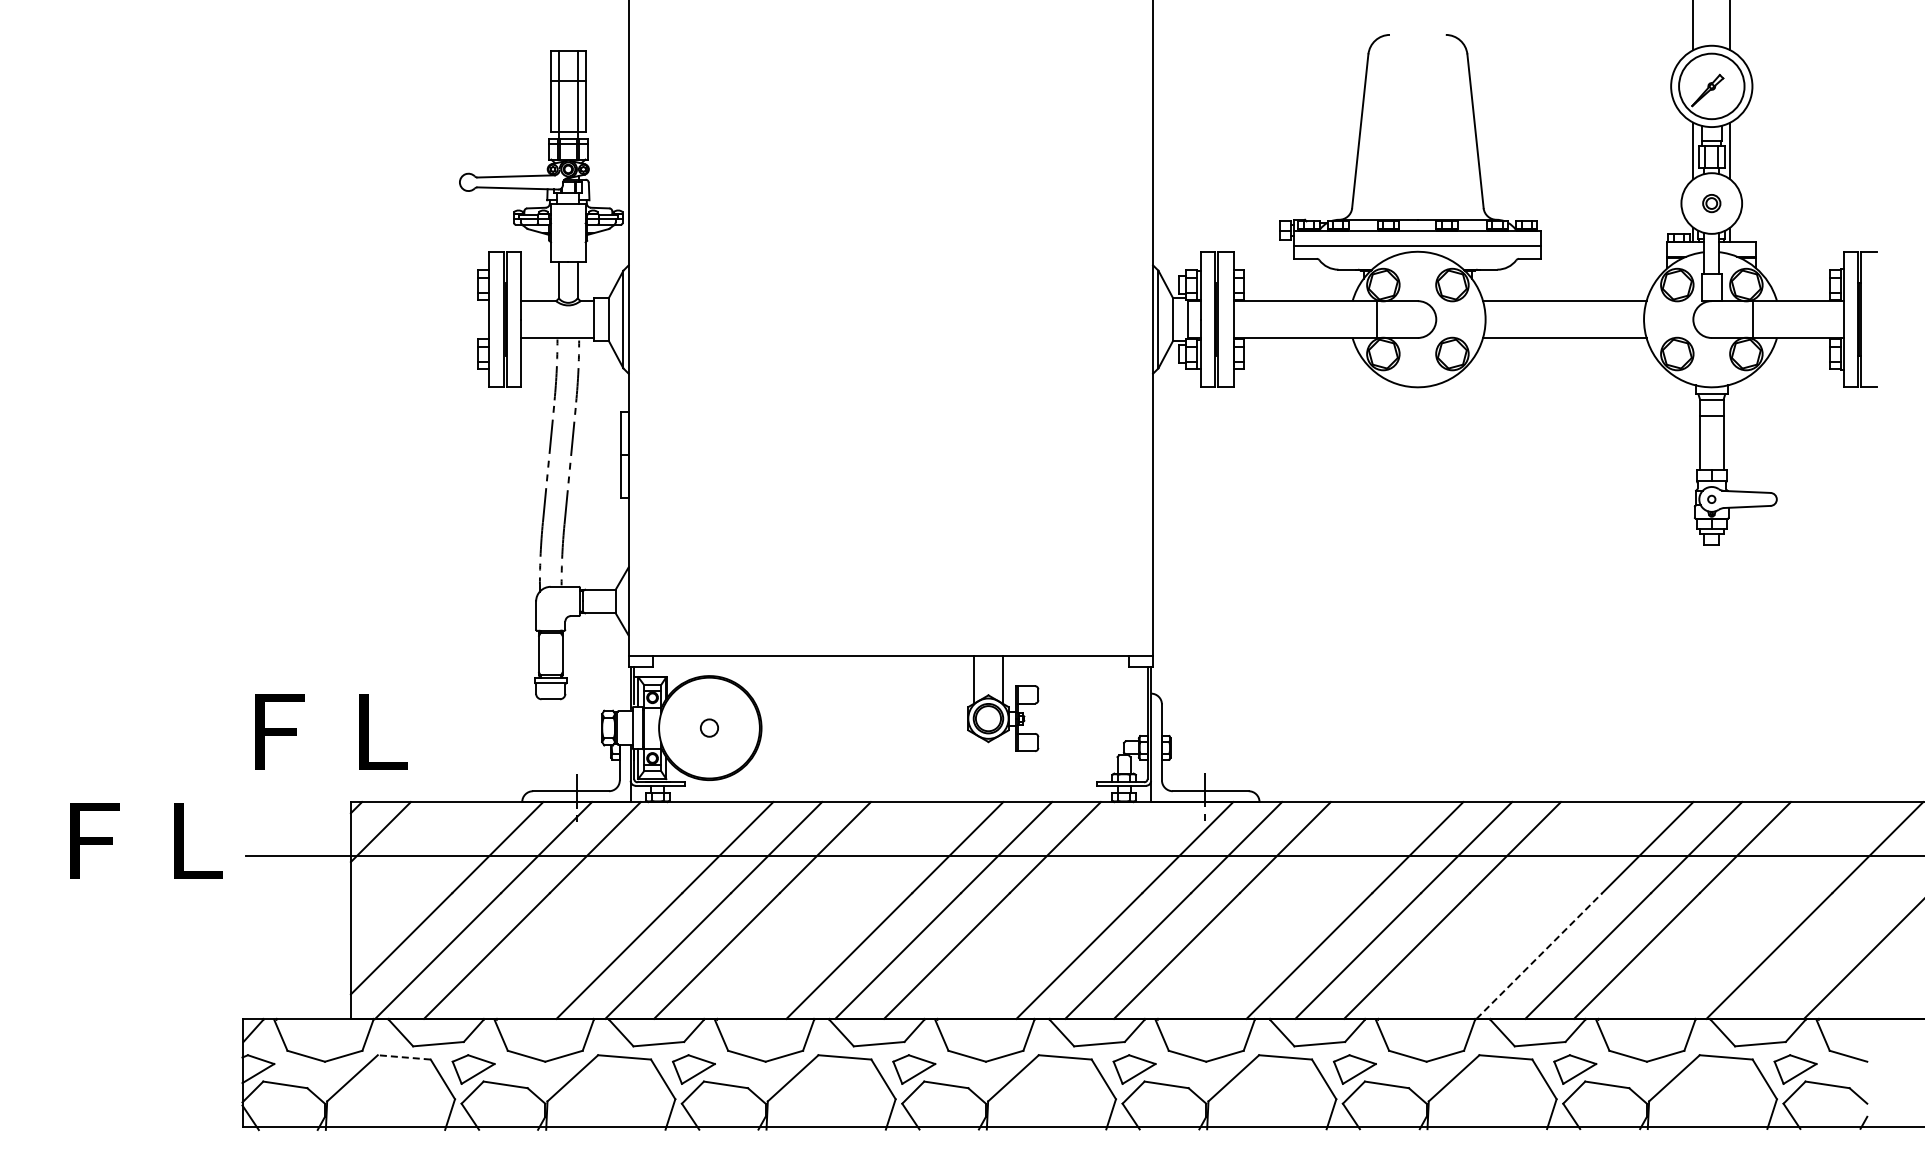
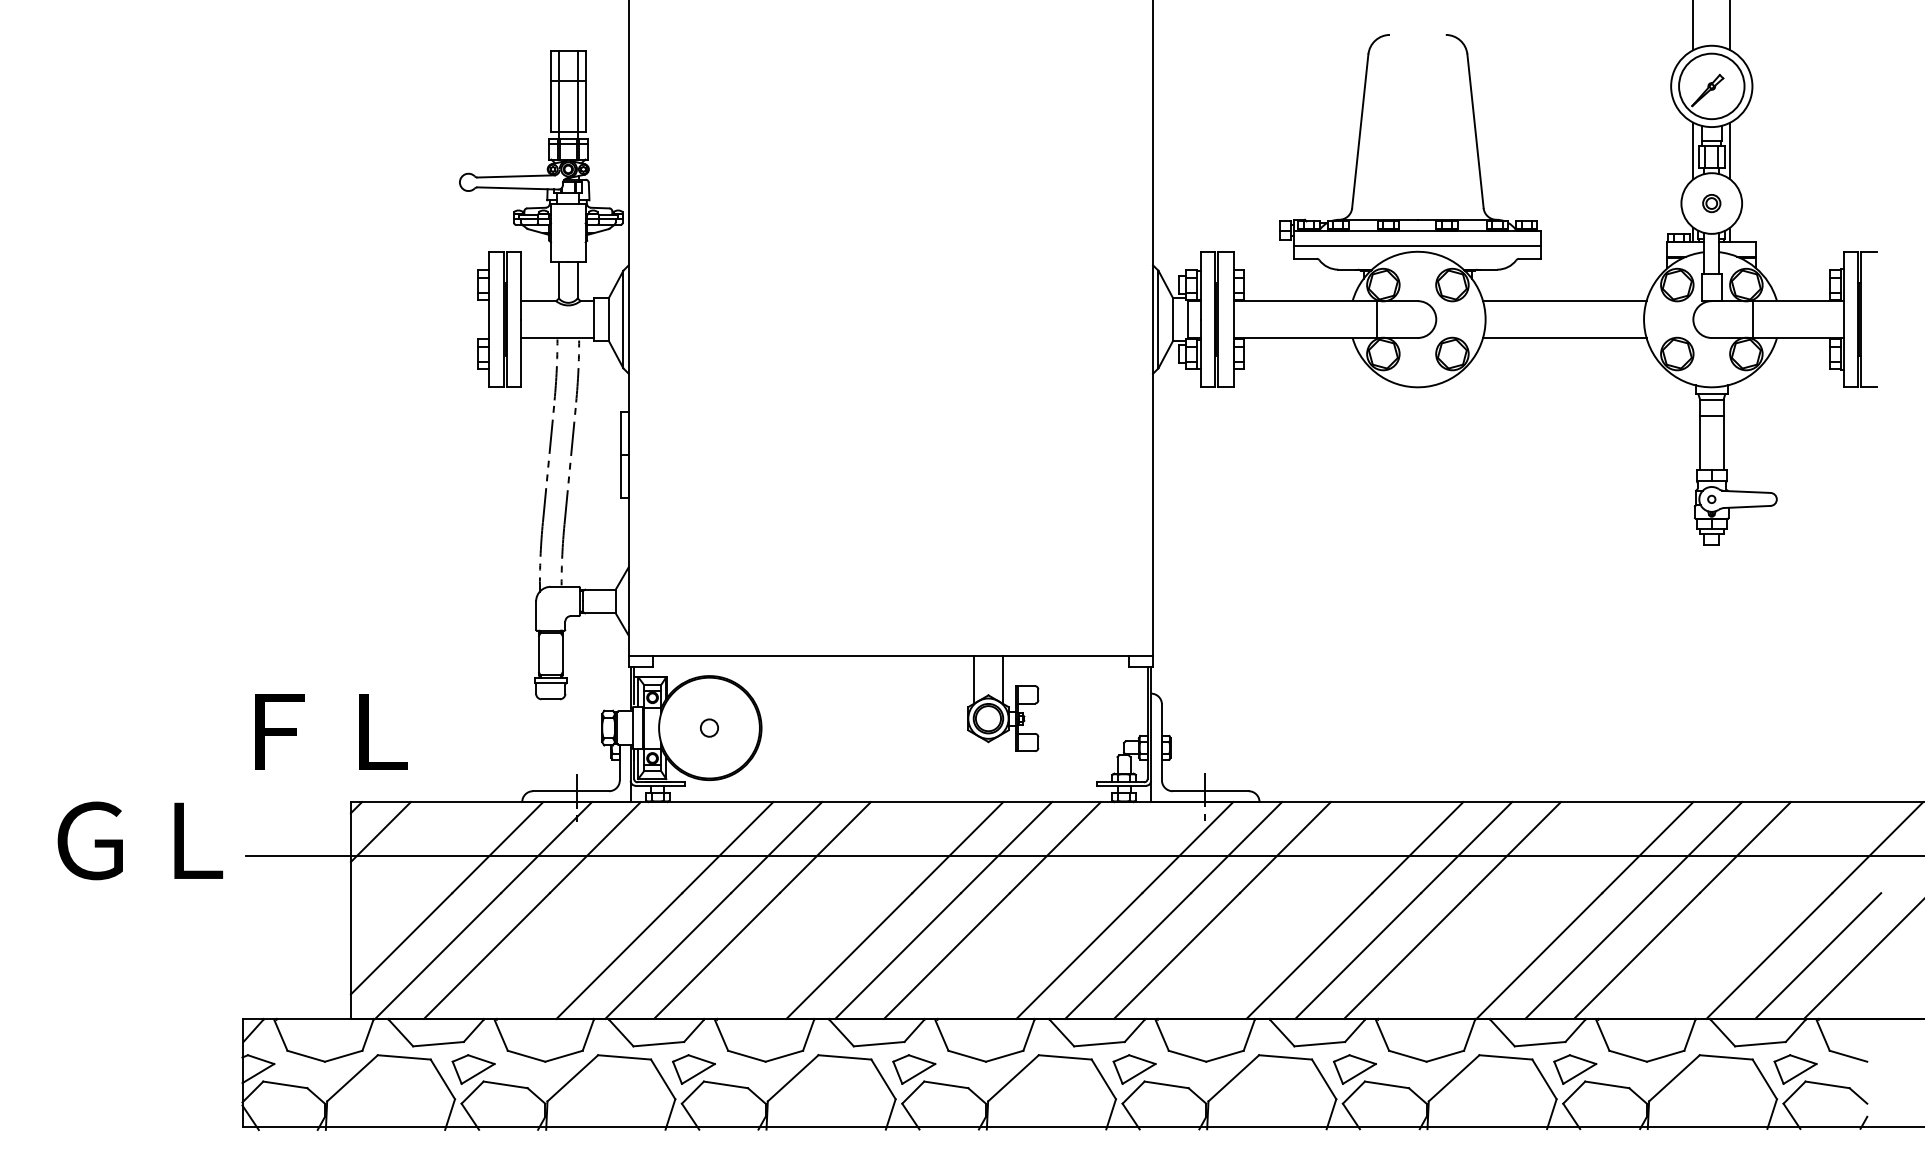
text: ＦＬ -> ＧＬ (140, 840)
line: none -> present (1818, 955)
line: dashed -> solid (1539, 956)
line: dashed -> solid (404, 1057)
